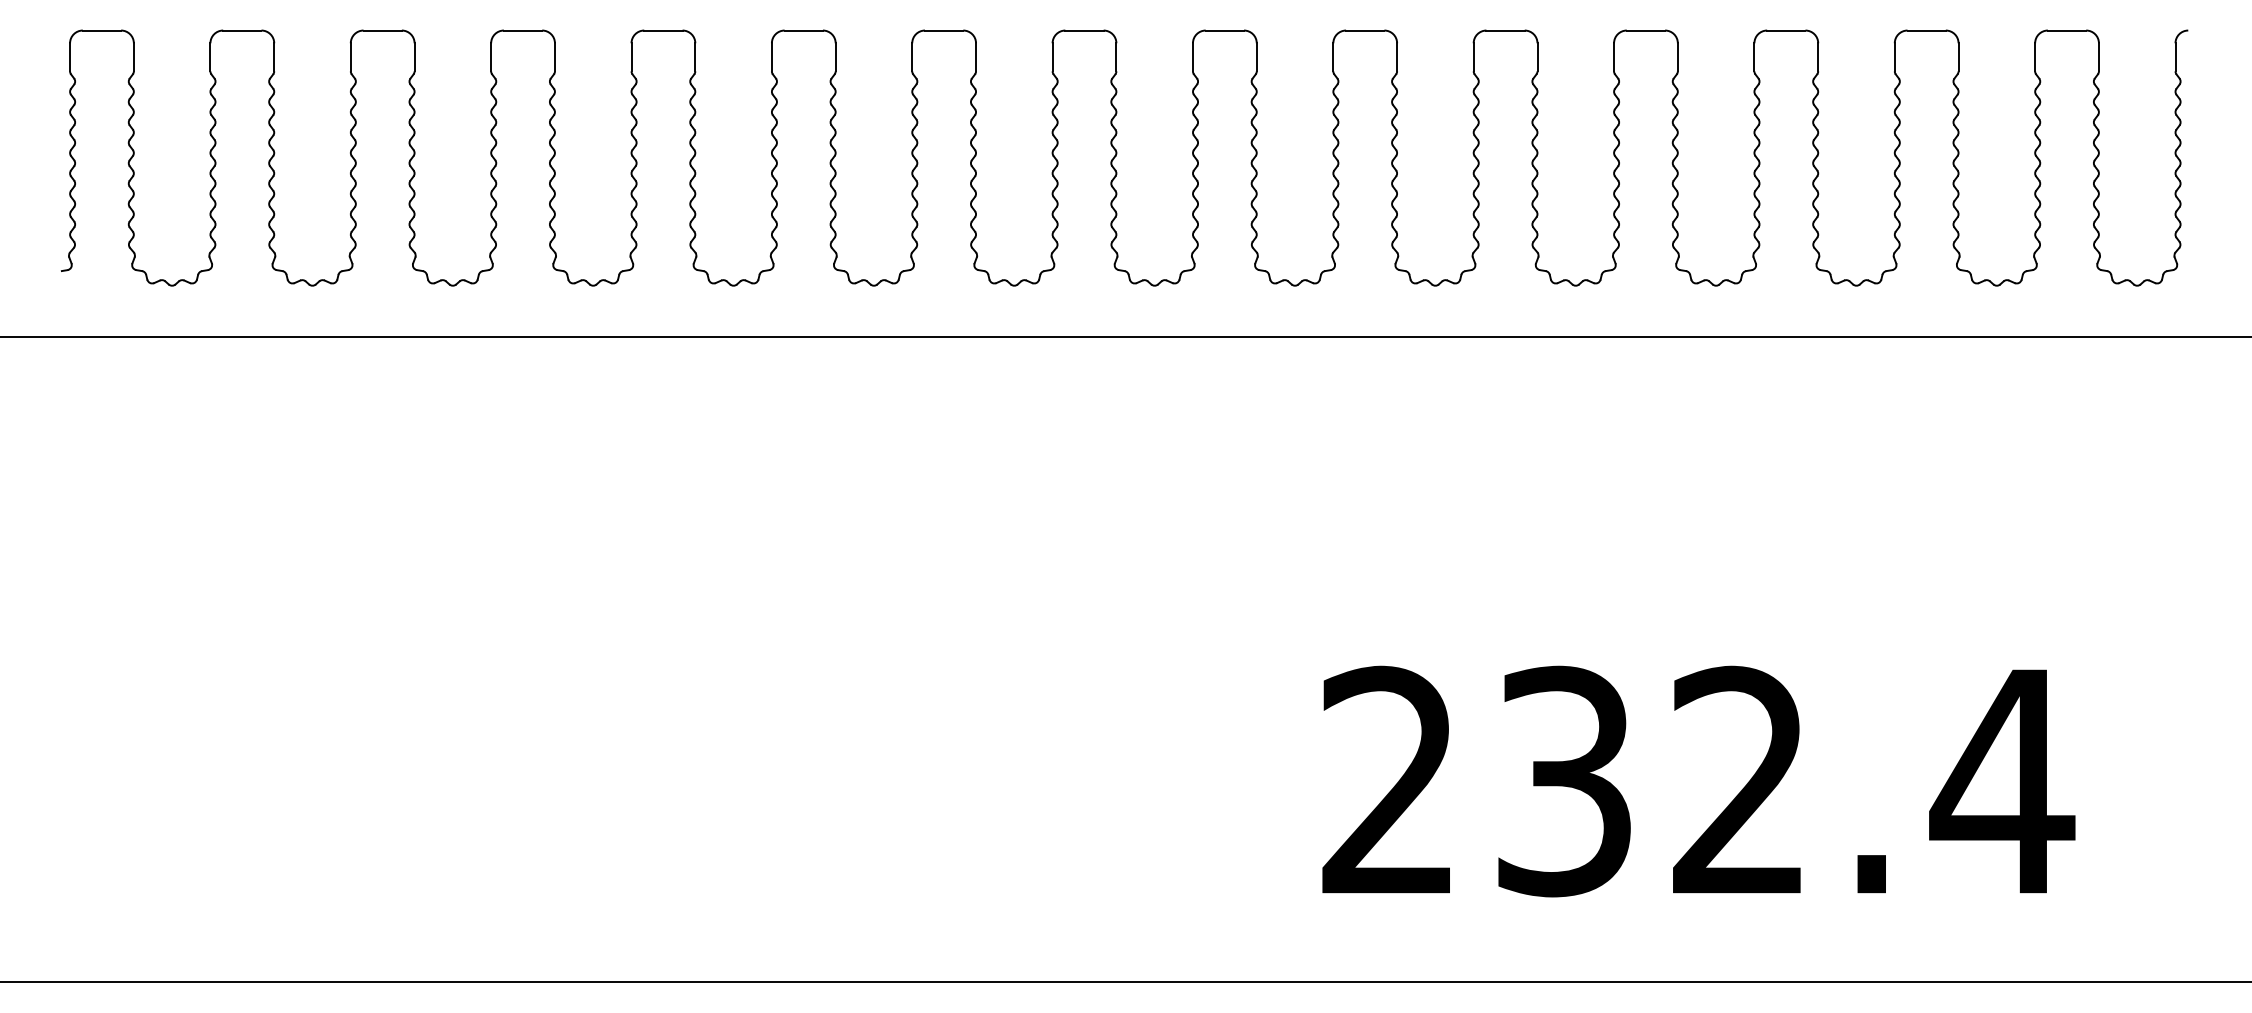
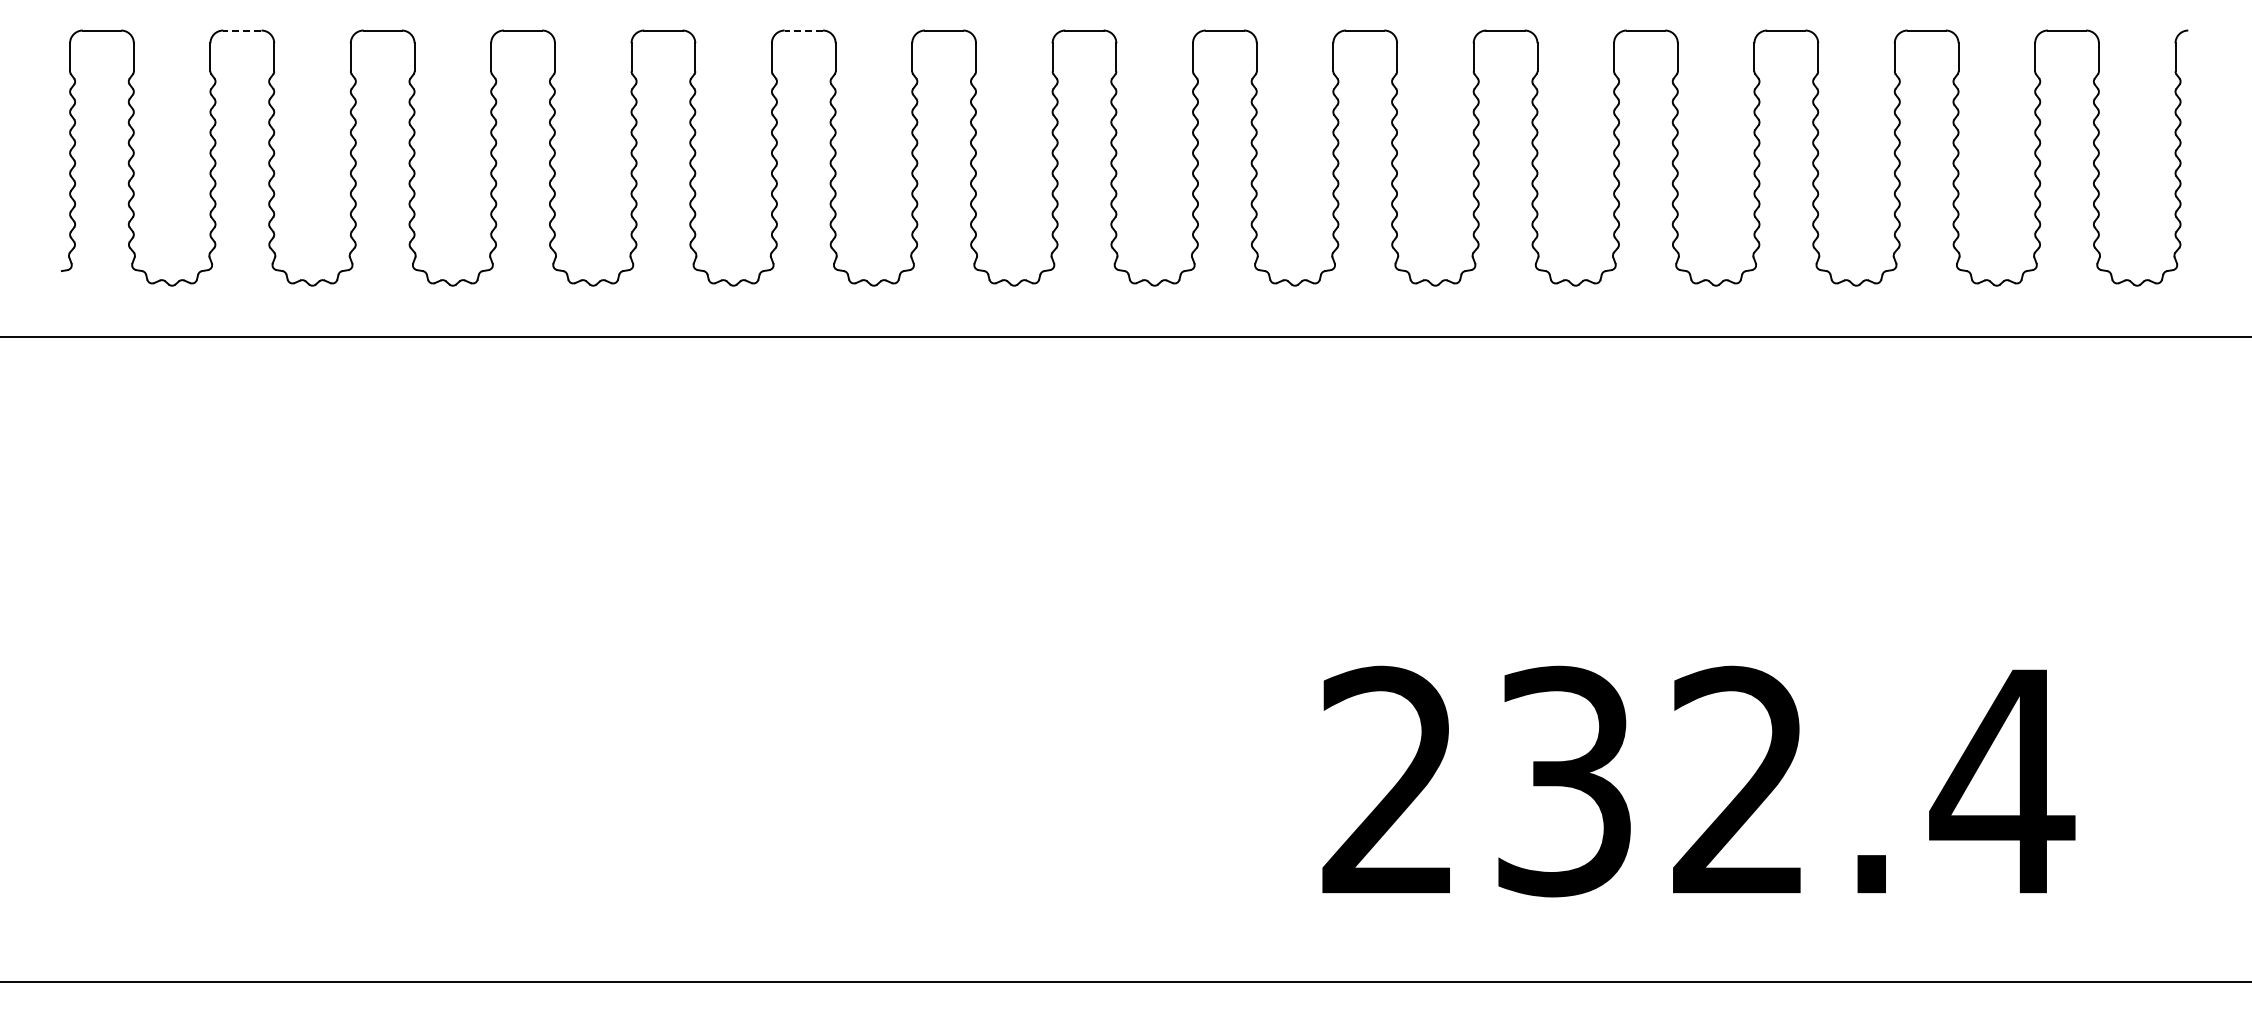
line: solid -> dashed (241, 30)
line: solid -> dashed (803, 30)
